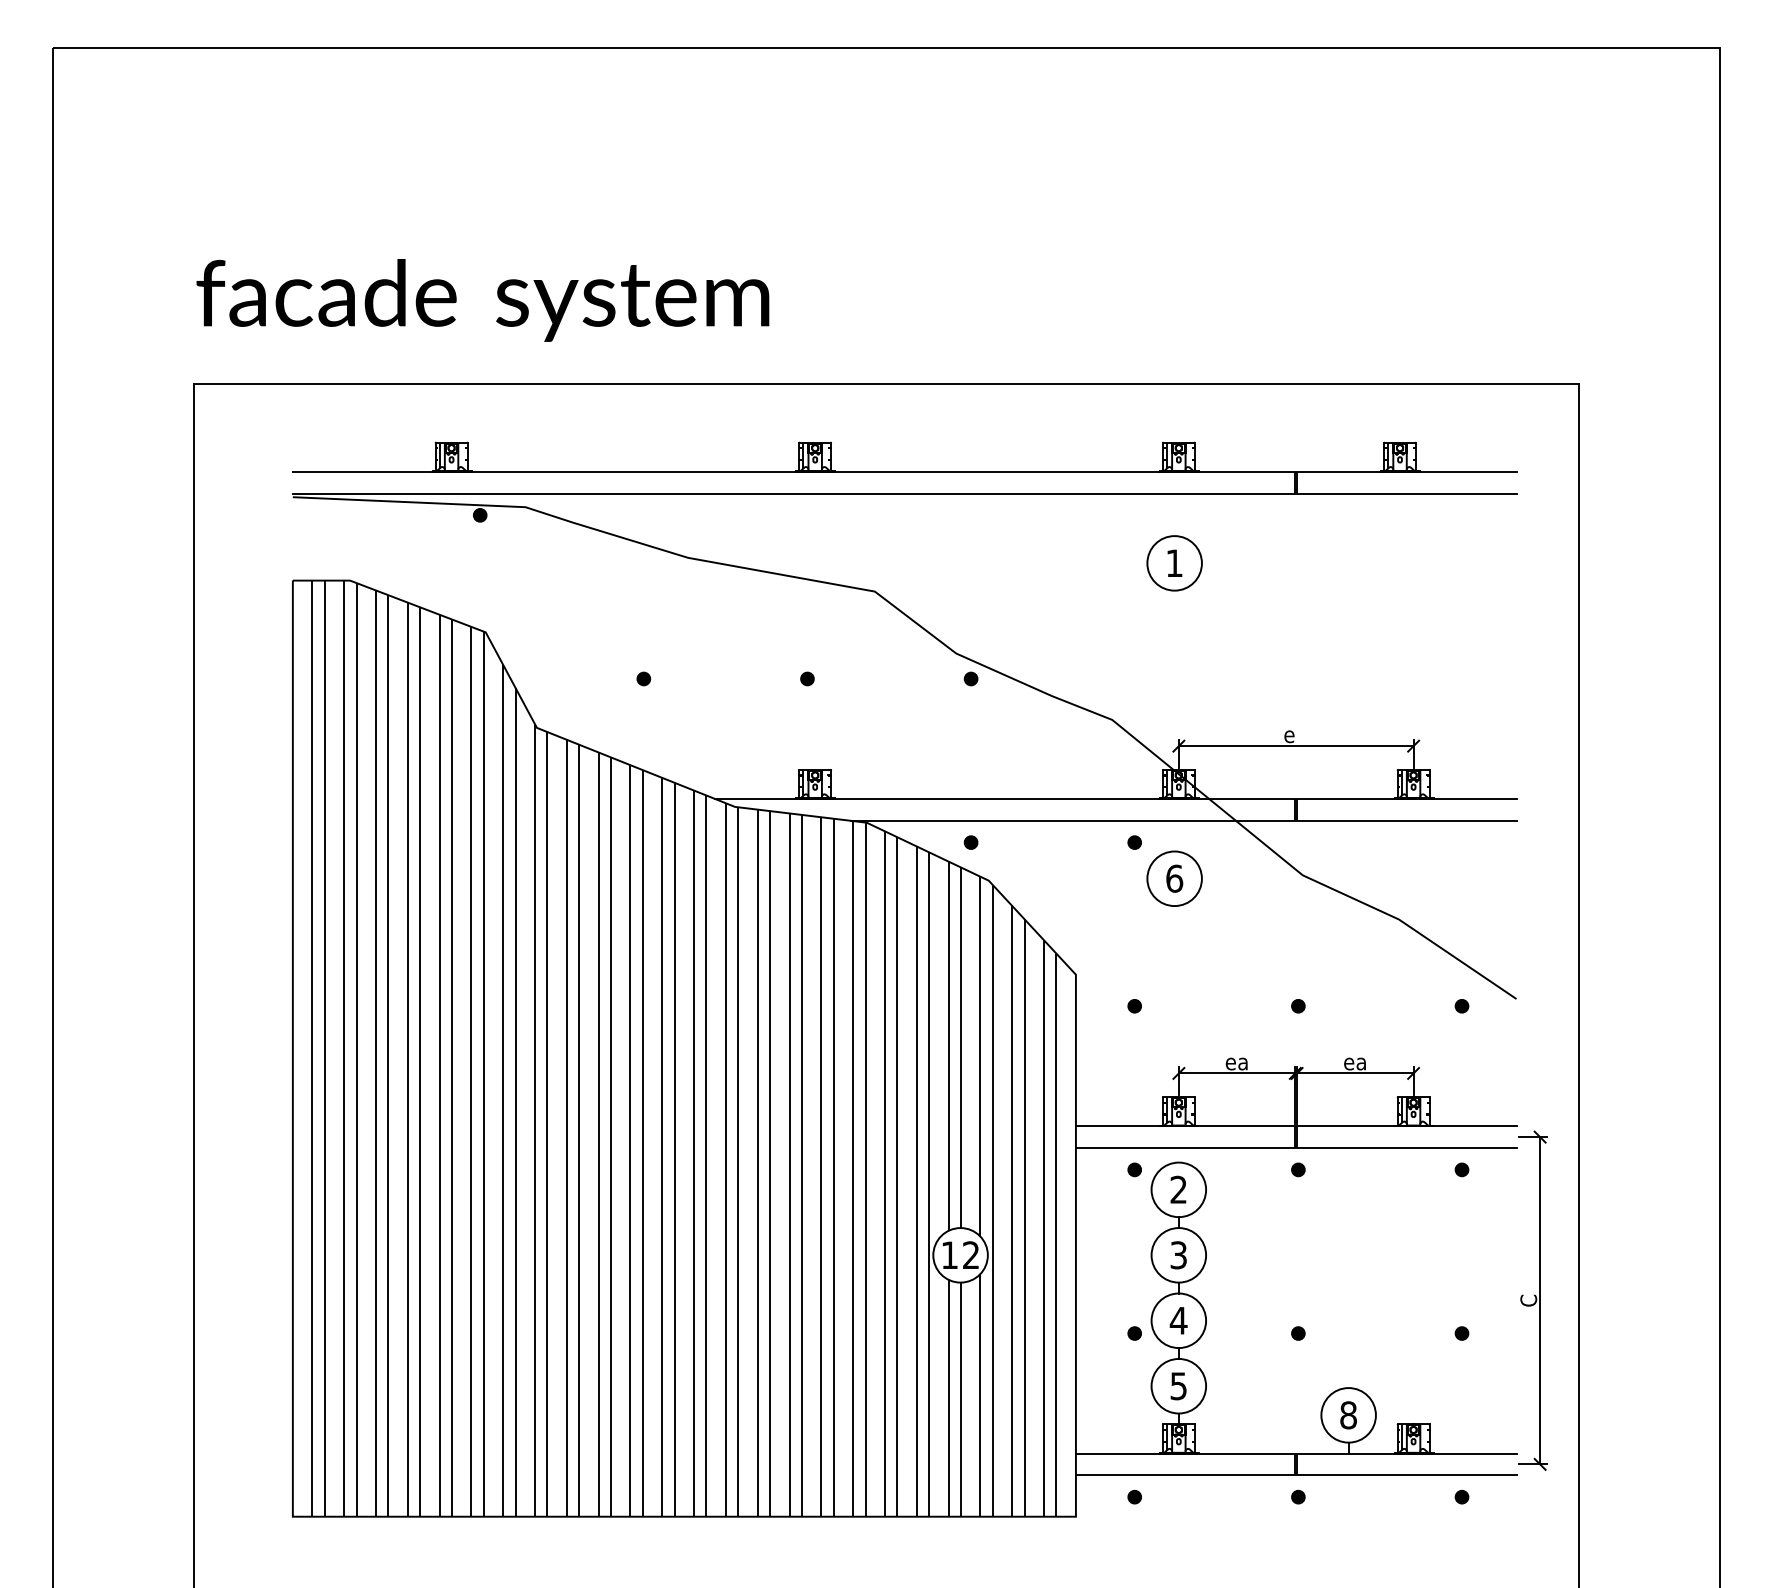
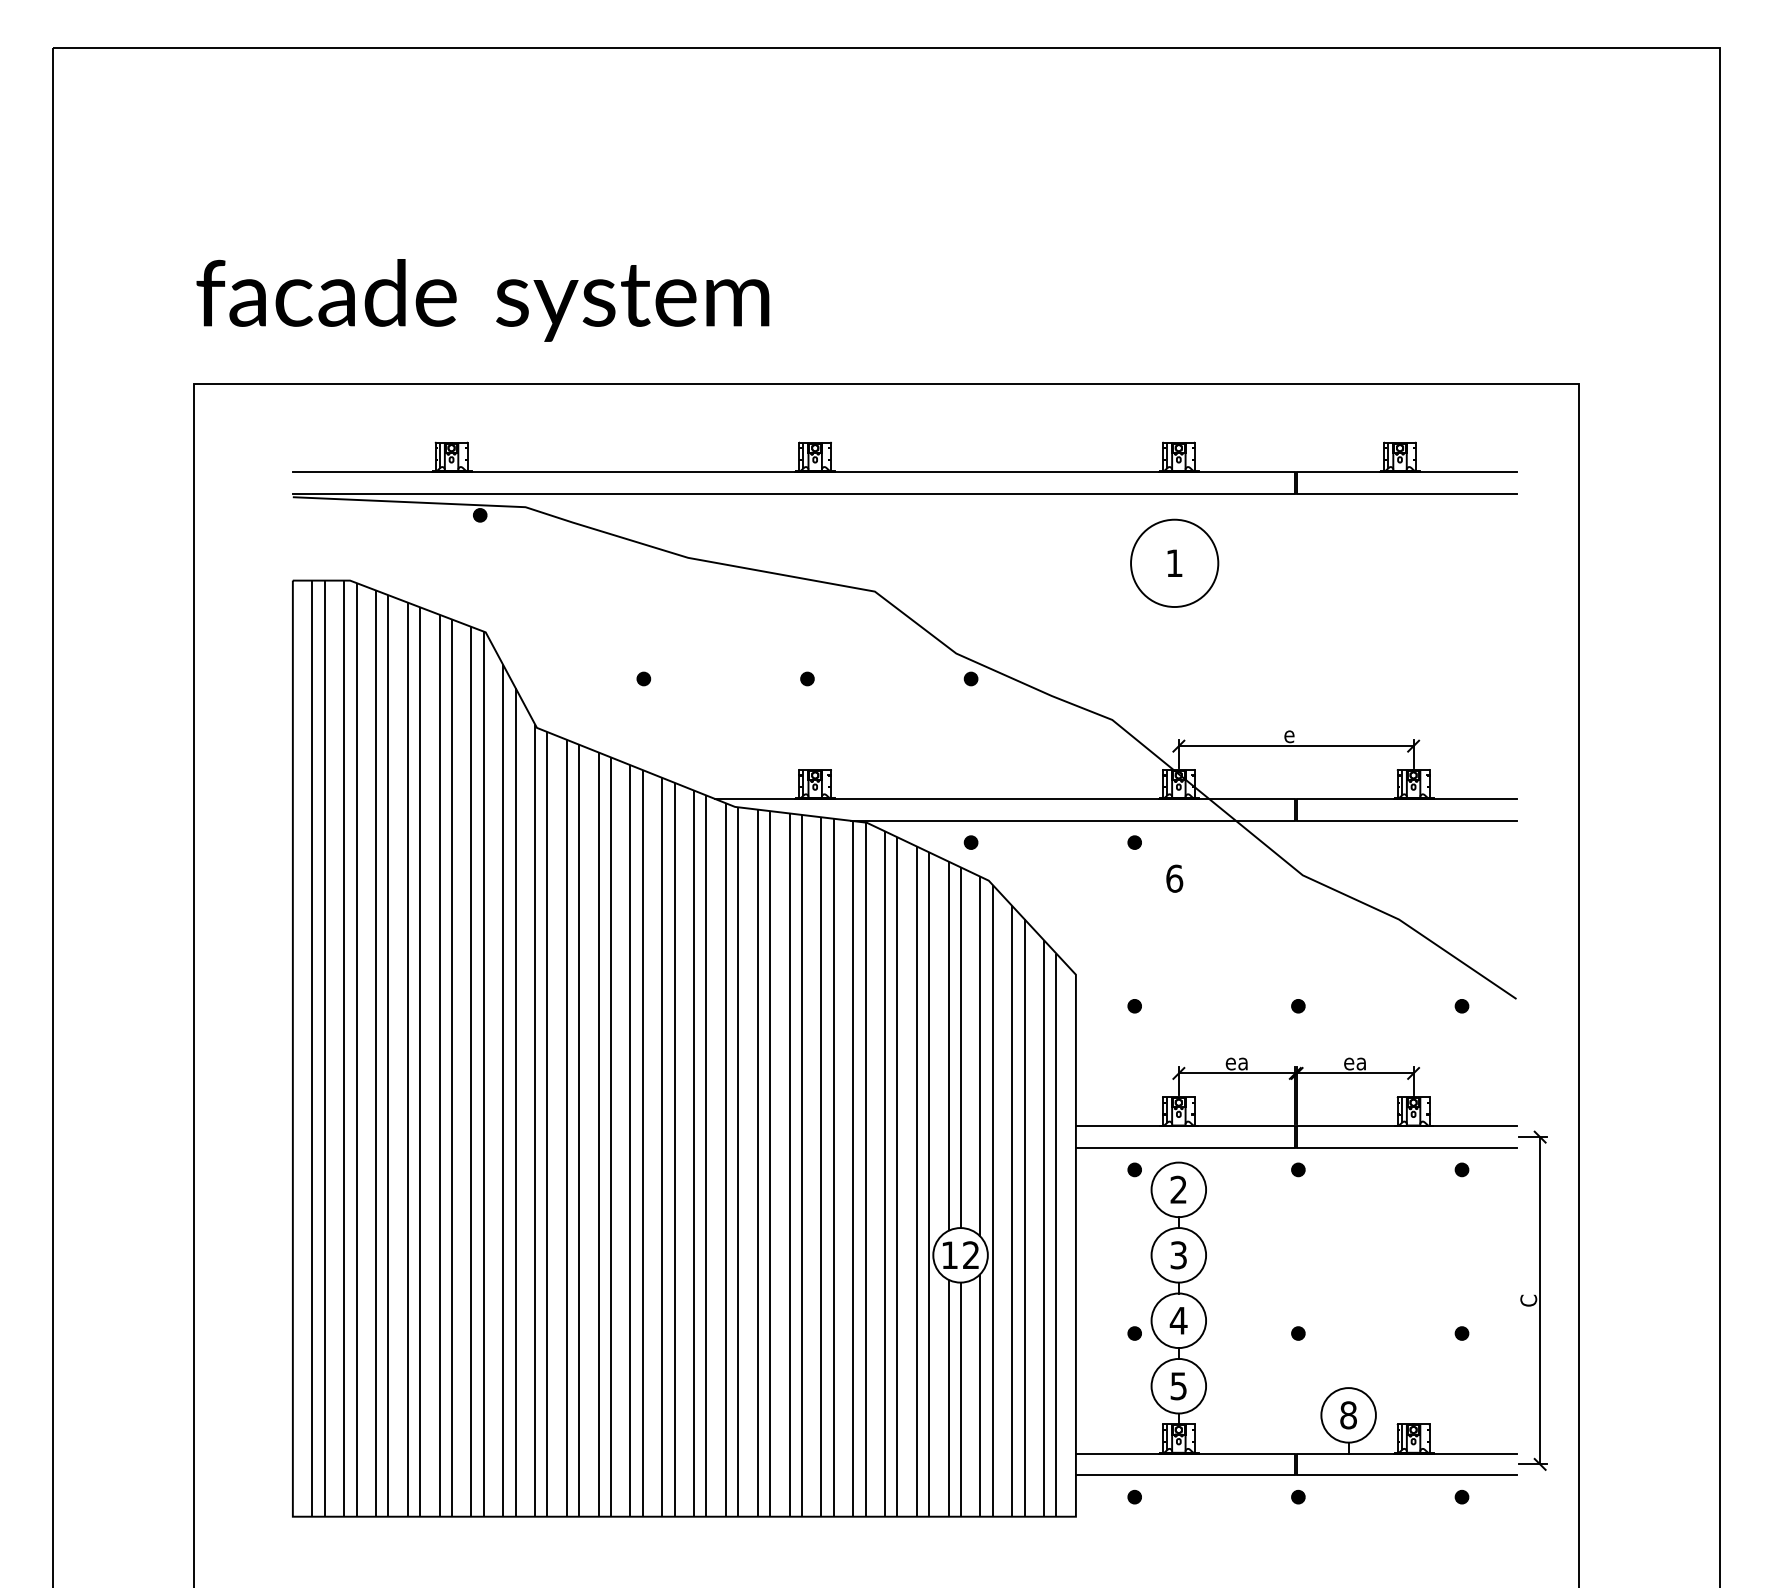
circle diameter: 55 px -> 87 px (1174, 563)
circle: present -> none (1174, 878)
